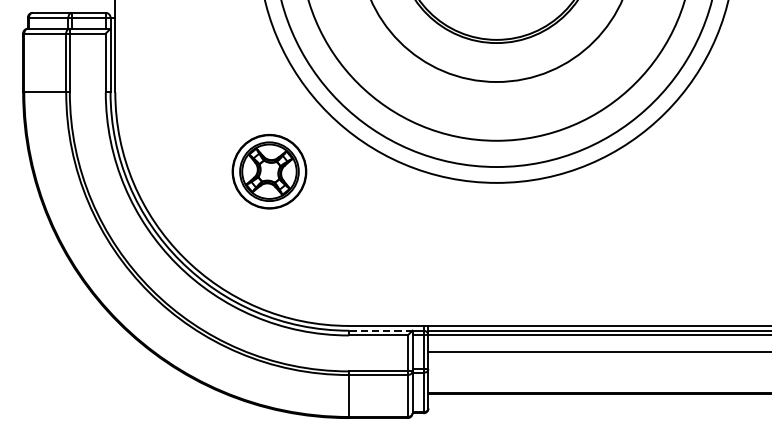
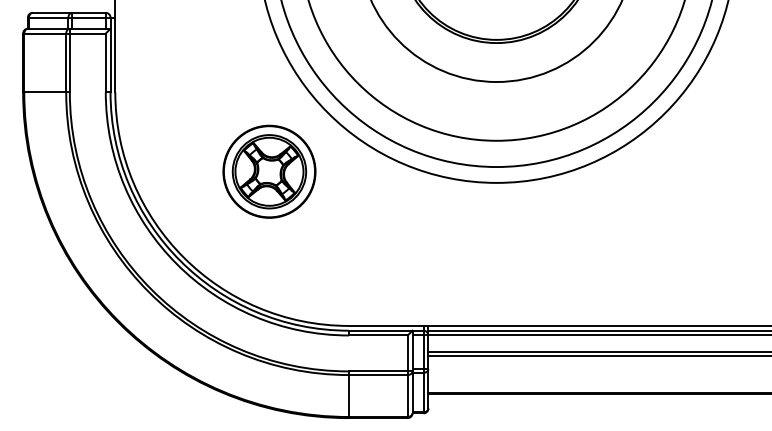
part size: 77x76 px -> 95x95 px (269, 171)
line: dashed -> solid (380, 330)
line: none -> present (598, 355)
